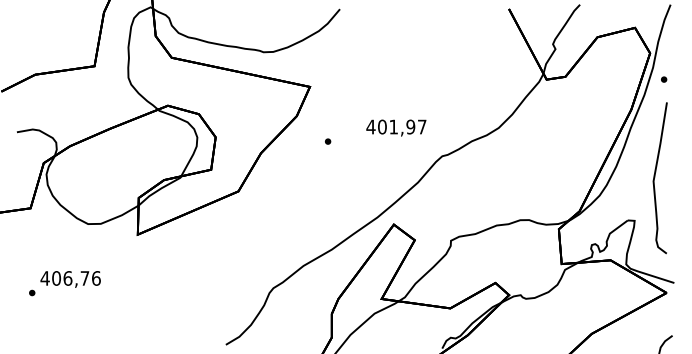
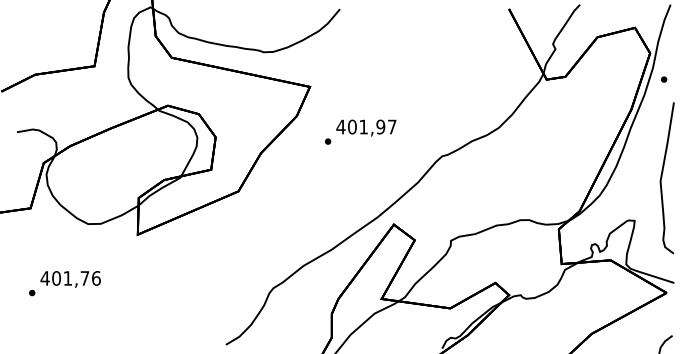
text position: (396, 127) -> (366, 127) (366, 127)
curve position: (655, 177) -> (662, 177) (662, 177)
text: 406,76 -> 401,76 (67, 278)
